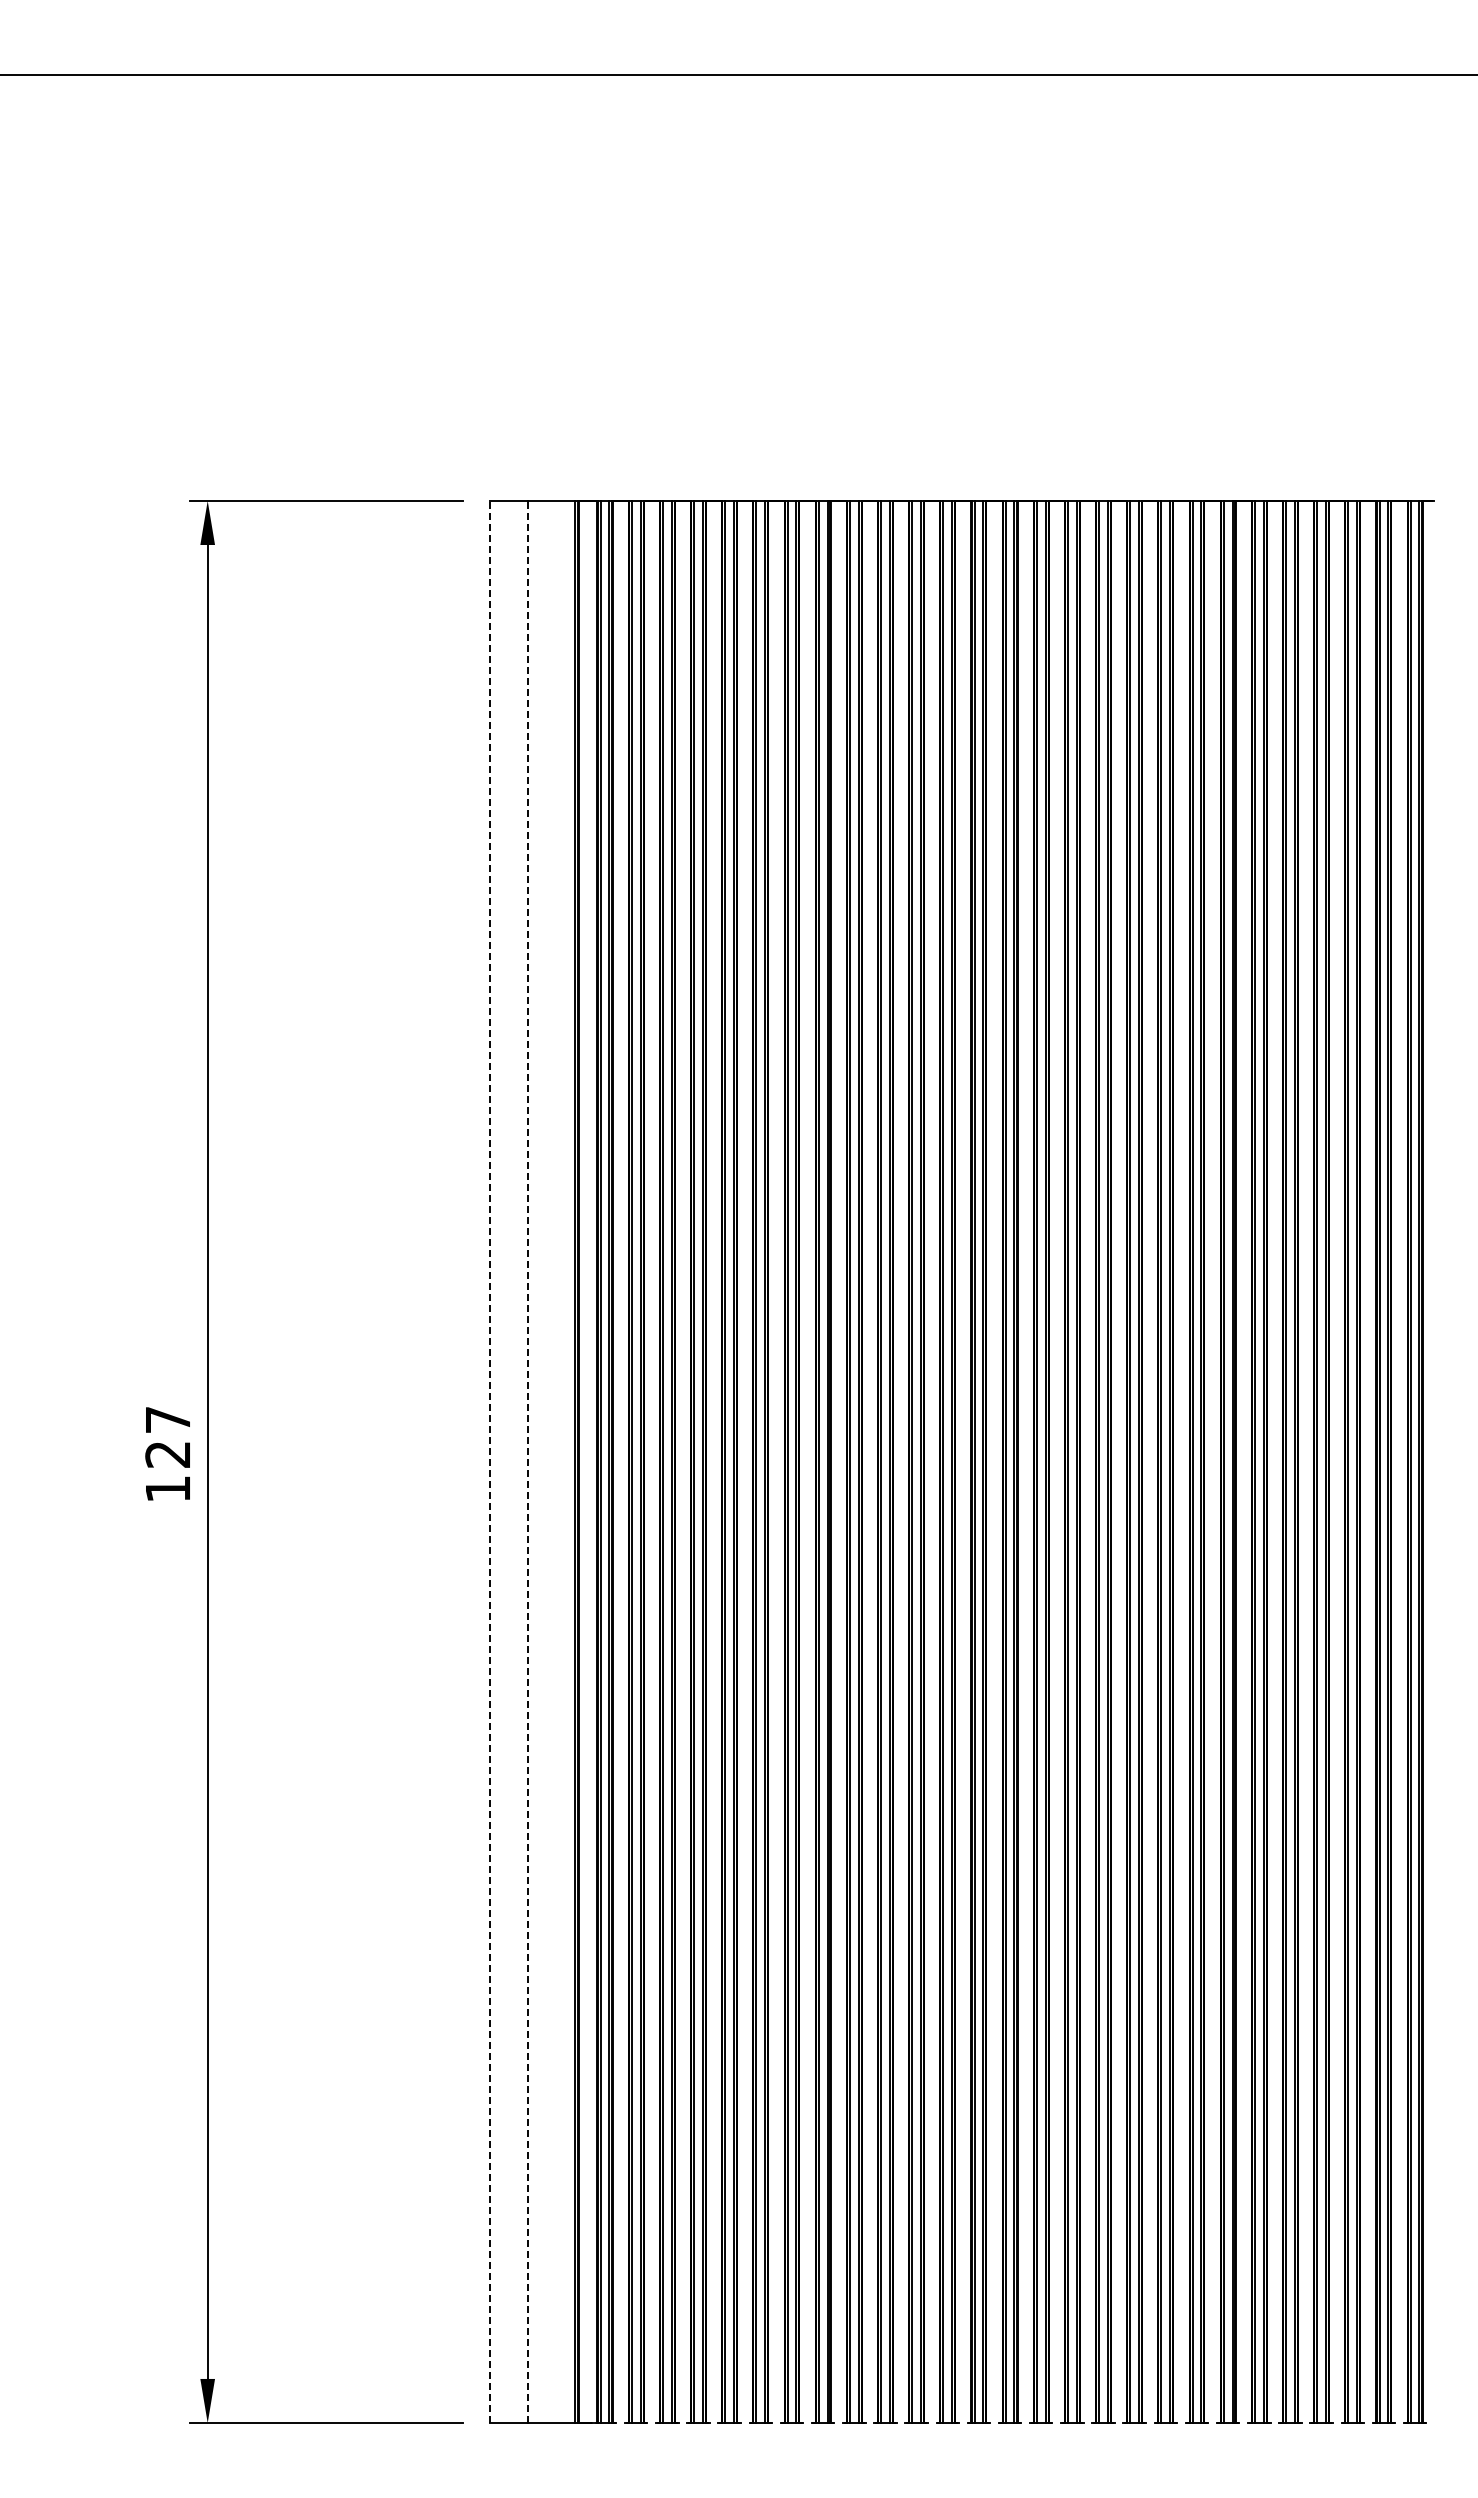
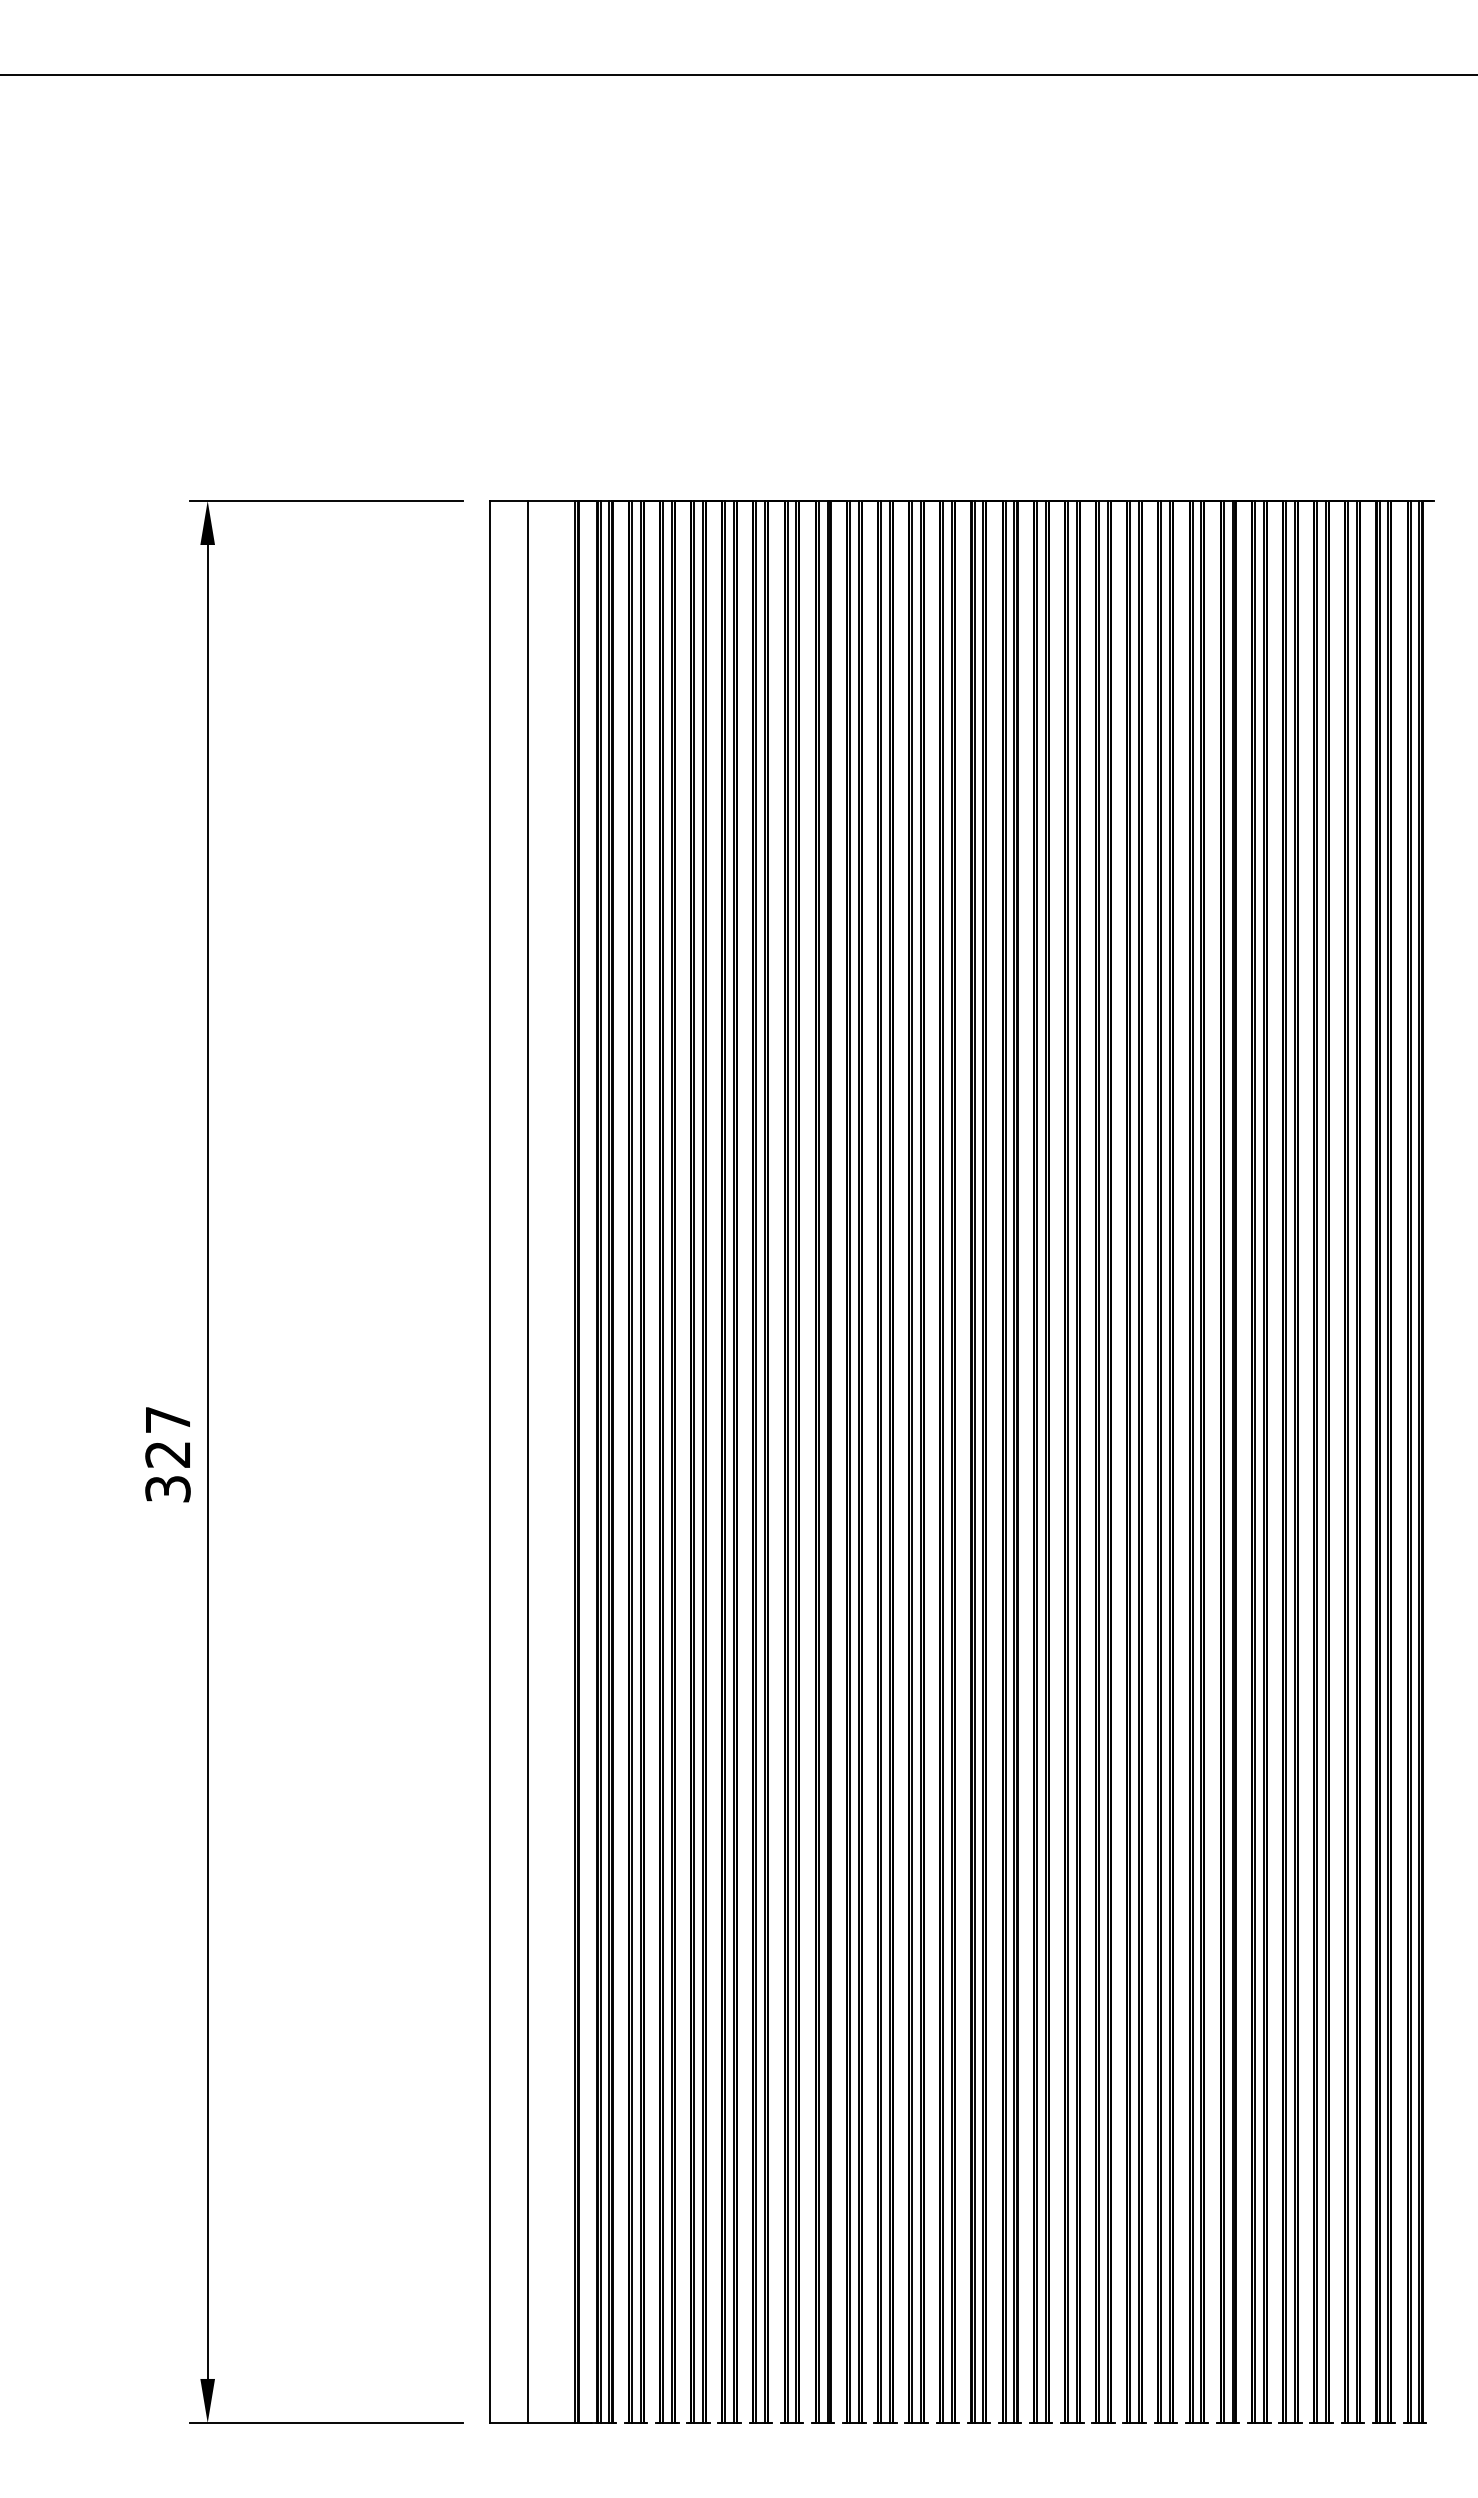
line: dashed -> solid (489, 1461)
line: dashed -> solid (527, 1461)
text: 127 -> 327 (167, 1489)
